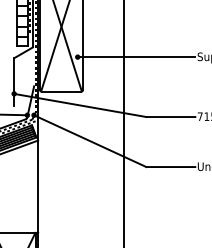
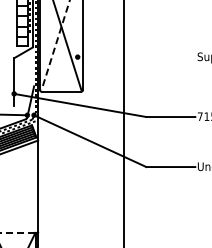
line: solid -> dashed (55, 45)
line: present -> none (136, 57)
line: solid -> dashed (17, 232)
